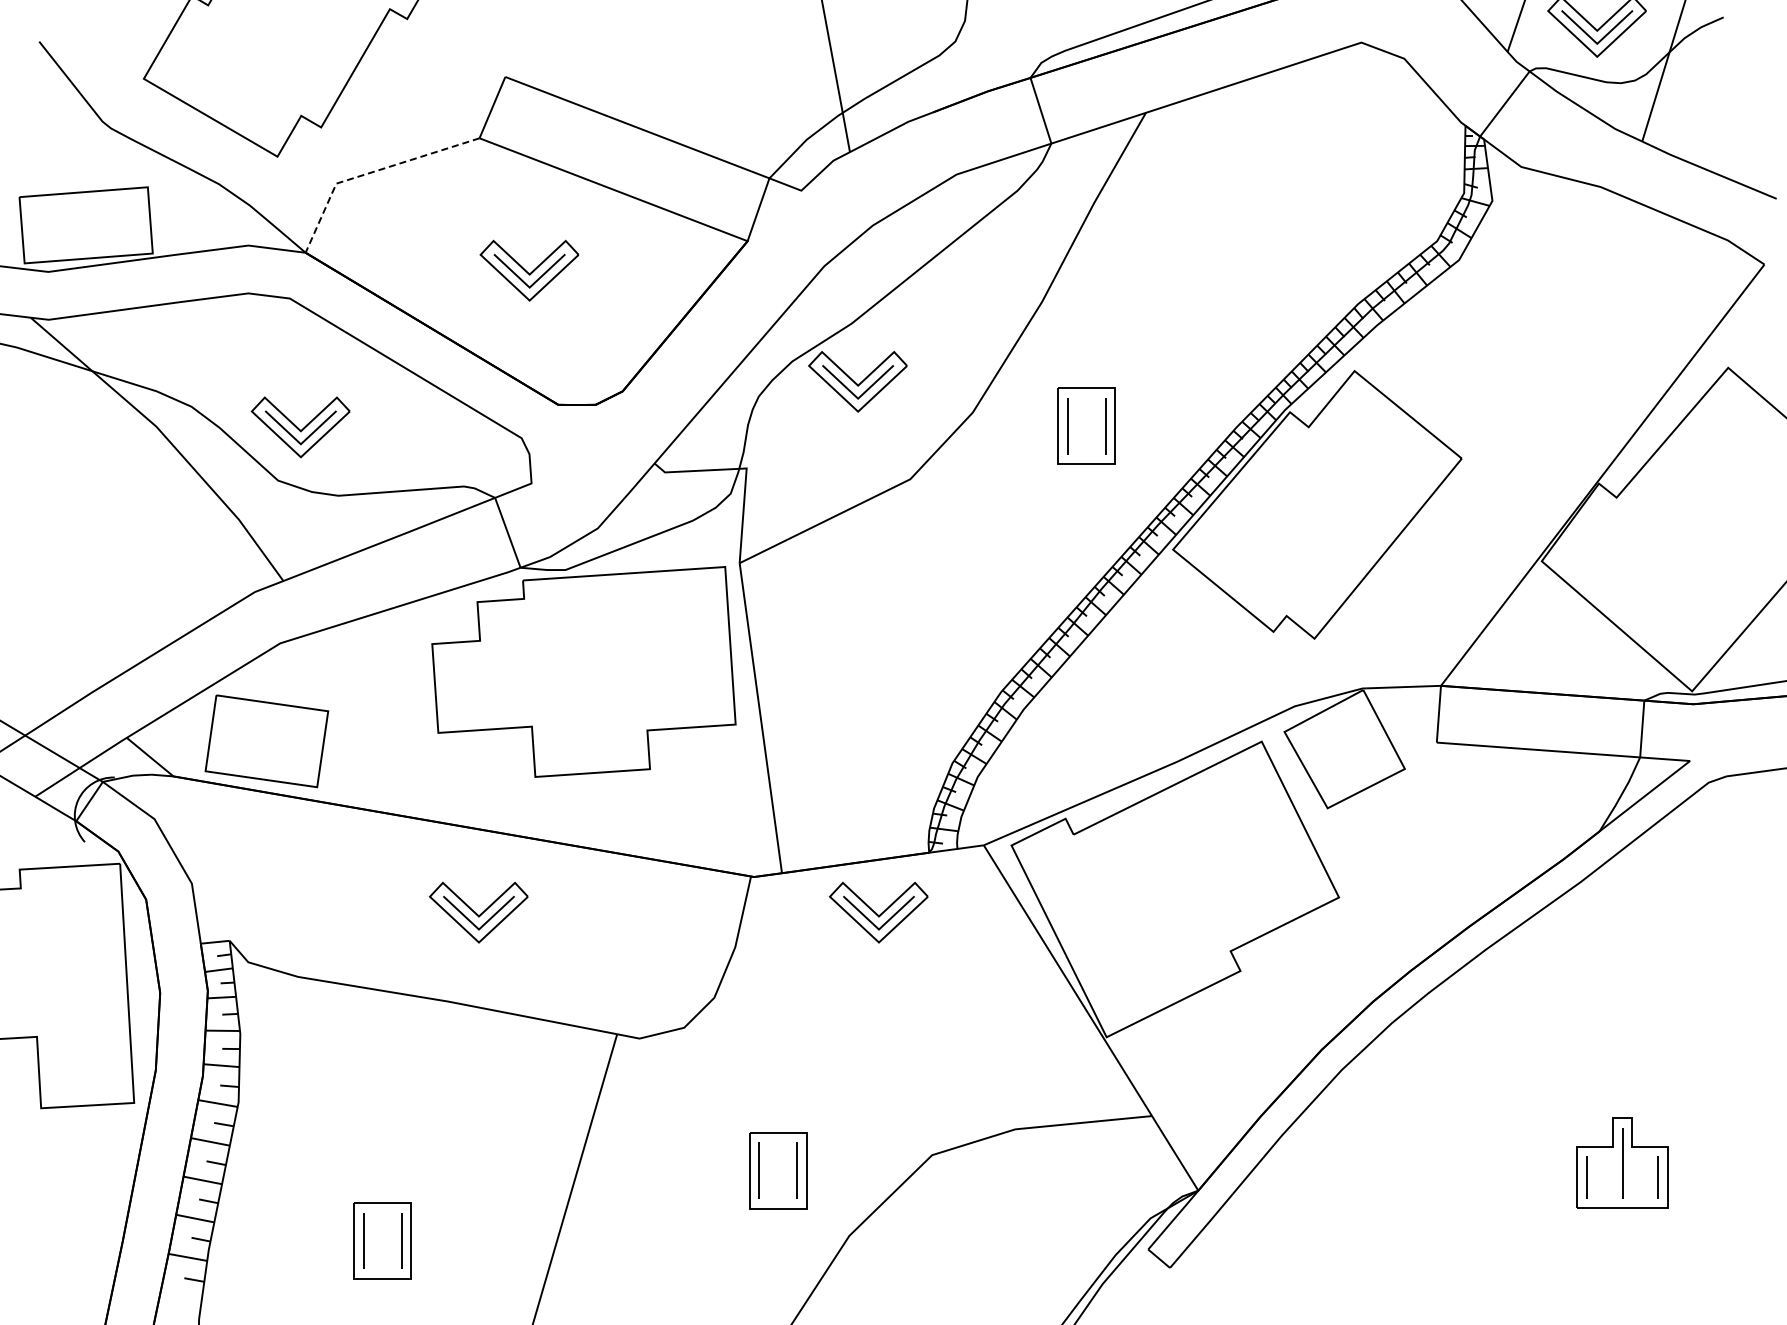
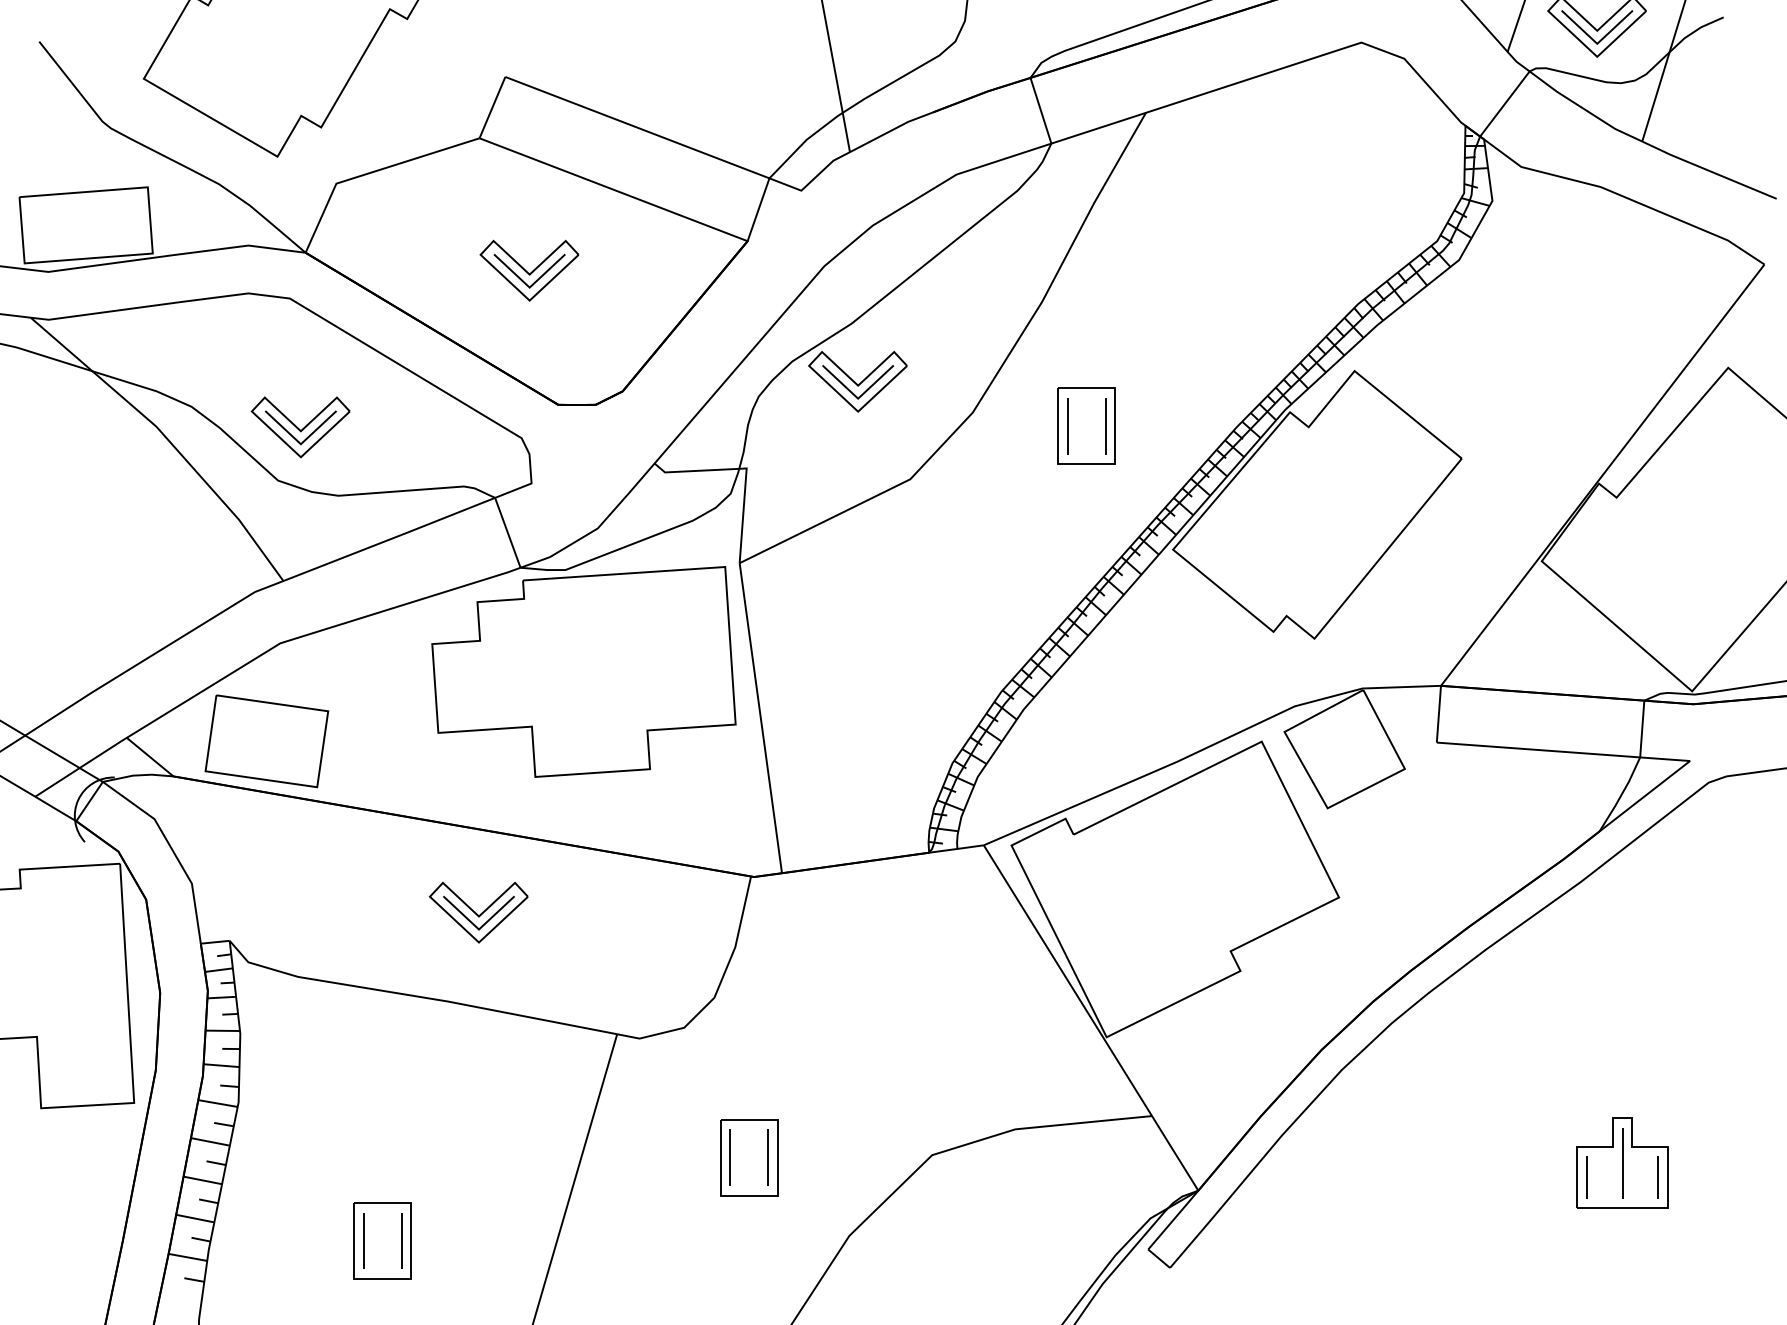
line: dashed -> solid (371, 172)
part: present -> none (878, 912)
part position: (778, 1170) -> (749, 1157) (749, 1157)
